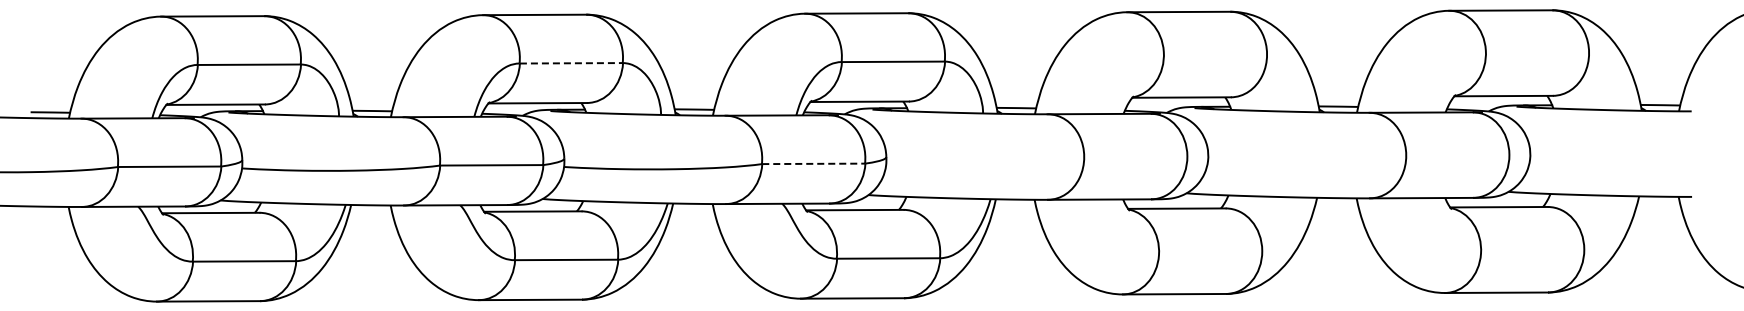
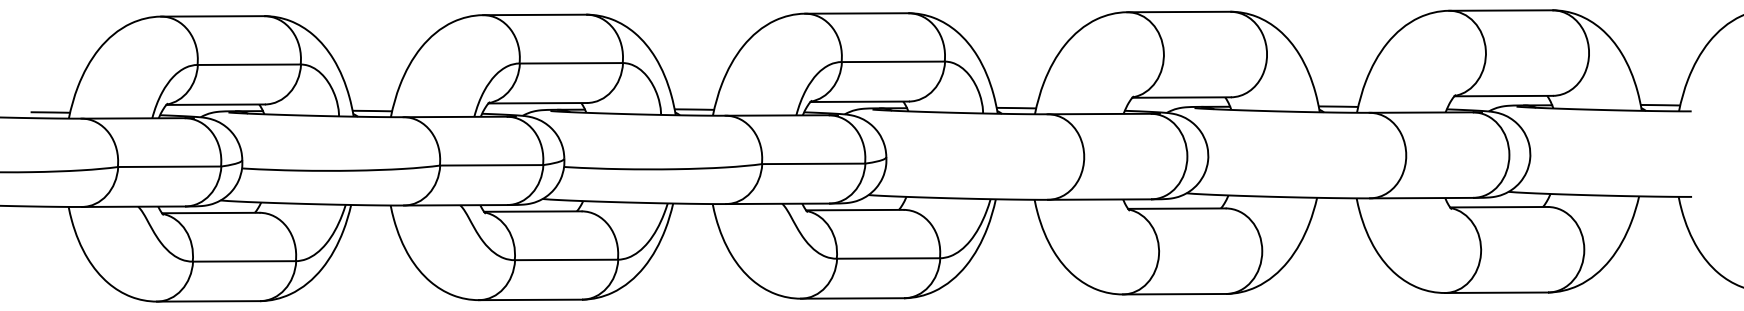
line: dashed -> solid (571, 63)
line: dashed -> solid (814, 163)
